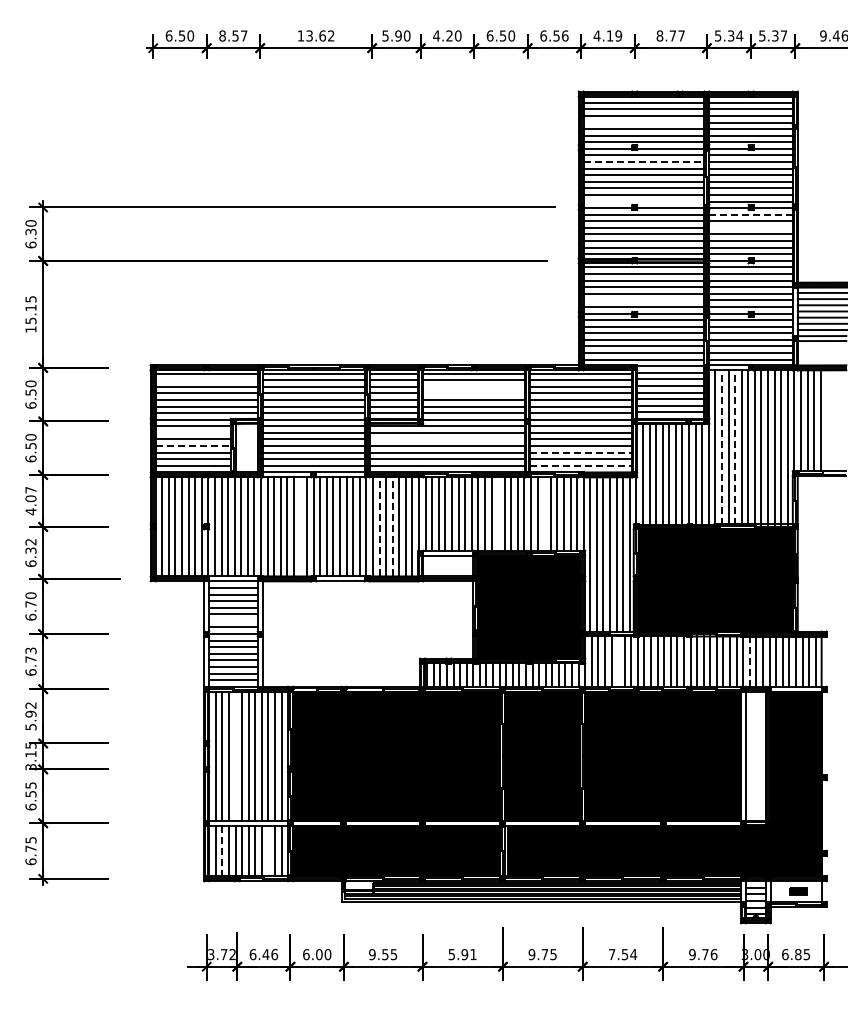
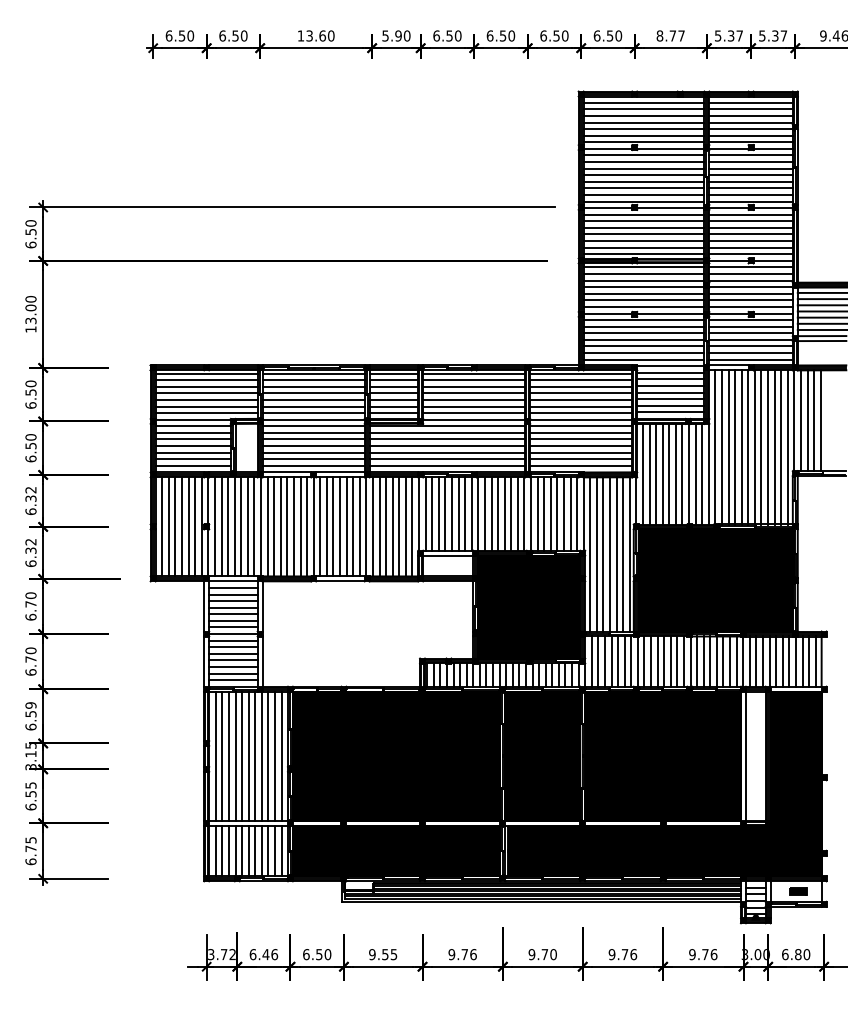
text: 8.57 -> 6.50 (233, 35)
text: 13.62 -> 13.60 (331, 35)
text: 4.20 -> 6.50 (442, 35)
text: 6.56 -> 6.50 (565, 35)
text: 4.19 -> 6.50 (607, 35)
text: 5.34 -> 5.37 (739, 35)
line: none -> present (643, 122)
line: dashed -> solid (644, 162)
line: none -> present (643, 201)
line: dashed -> solid (751, 214)
line: none -> present (750, 227)
text: 6.30 -> 6.50 (30, 231)
line: none -> present (643, 300)
text: 15.15 -> 13.00 (30, 309)
line: none -> present (206, 380)
line: none -> present (474, 386)
line: none -> present (474, 393)
line: none -> present (192, 432)
line: none -> present (447, 439)
line: dashed -> solid (193, 446)
line: dashed -> solid (721, 446)
line: dashed -> solid (735, 446)
line: dashed -> solid (581, 452)
line: dashed -> solid (581, 465)
text: 4.07 -> 6.32 (30, 501)
line: none -> present (498, 513)
line: none -> present (544, 513)
line: none -> present (300, 526)
line: dashed -> solid (379, 526)
line: dashed -> solid (392, 526)
line: none -> present (233, 620)
text: 6.73 -> 6.70 (30, 650)
line: none -> present (618, 661)
line: dashed -> solid (749, 662)
text: 5.92 -> 6.59 (30, 716)
line: none -> present (235, 755)
line: none -> present (268, 850)
line: dashed -> solid (222, 851)
text: 6.00 -> 6.50 (319, 954)
text: 5.91 -> 9.76 (462, 954)
text: 9.75 -> 9.70 (553, 954)
text: 7.54 -> 9.76 (622, 954)
text: 6.85 -> 6.80 (806, 954)
